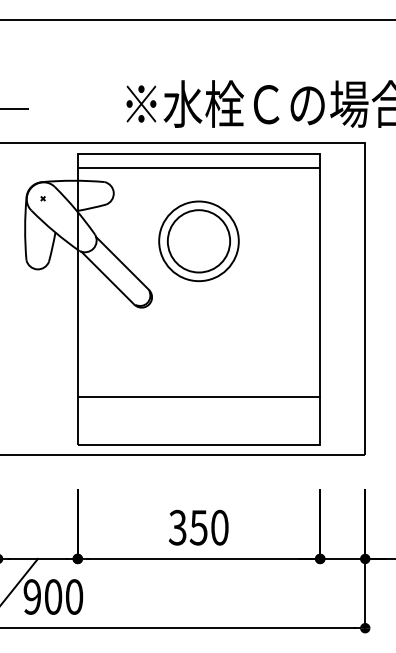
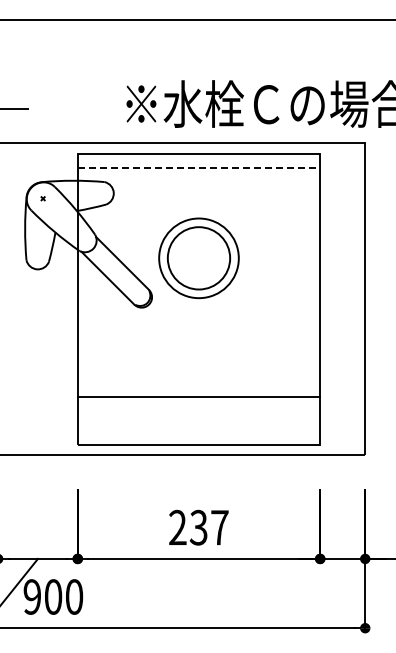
line: solid -> dashed (199, 168)
part position: (198, 241) -> (198, 258) (198, 258)
text: 350 -> 237 (198, 527)
